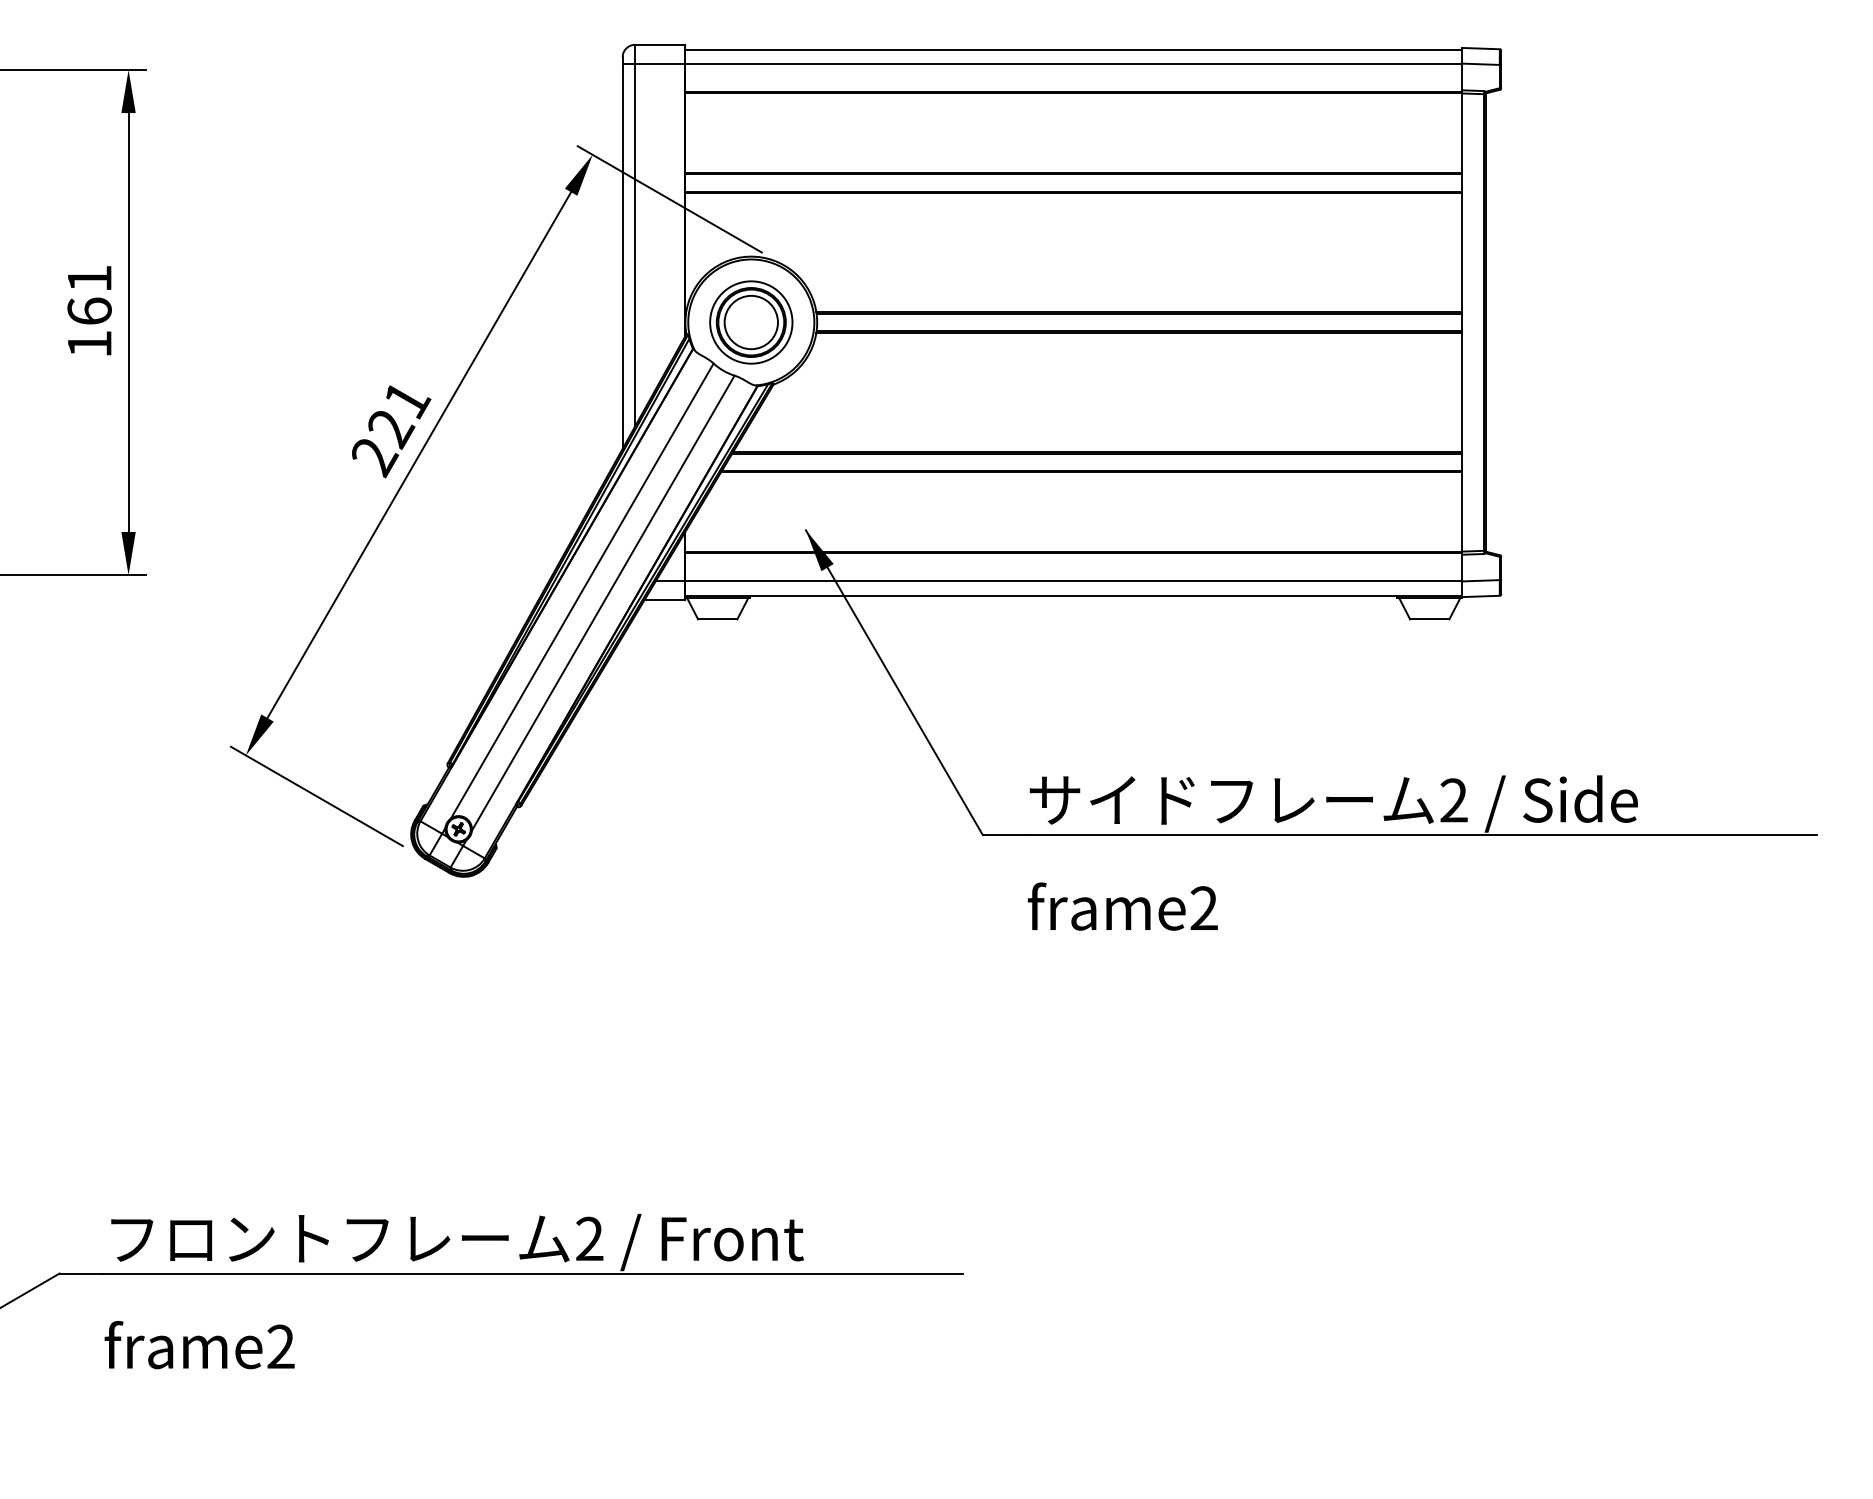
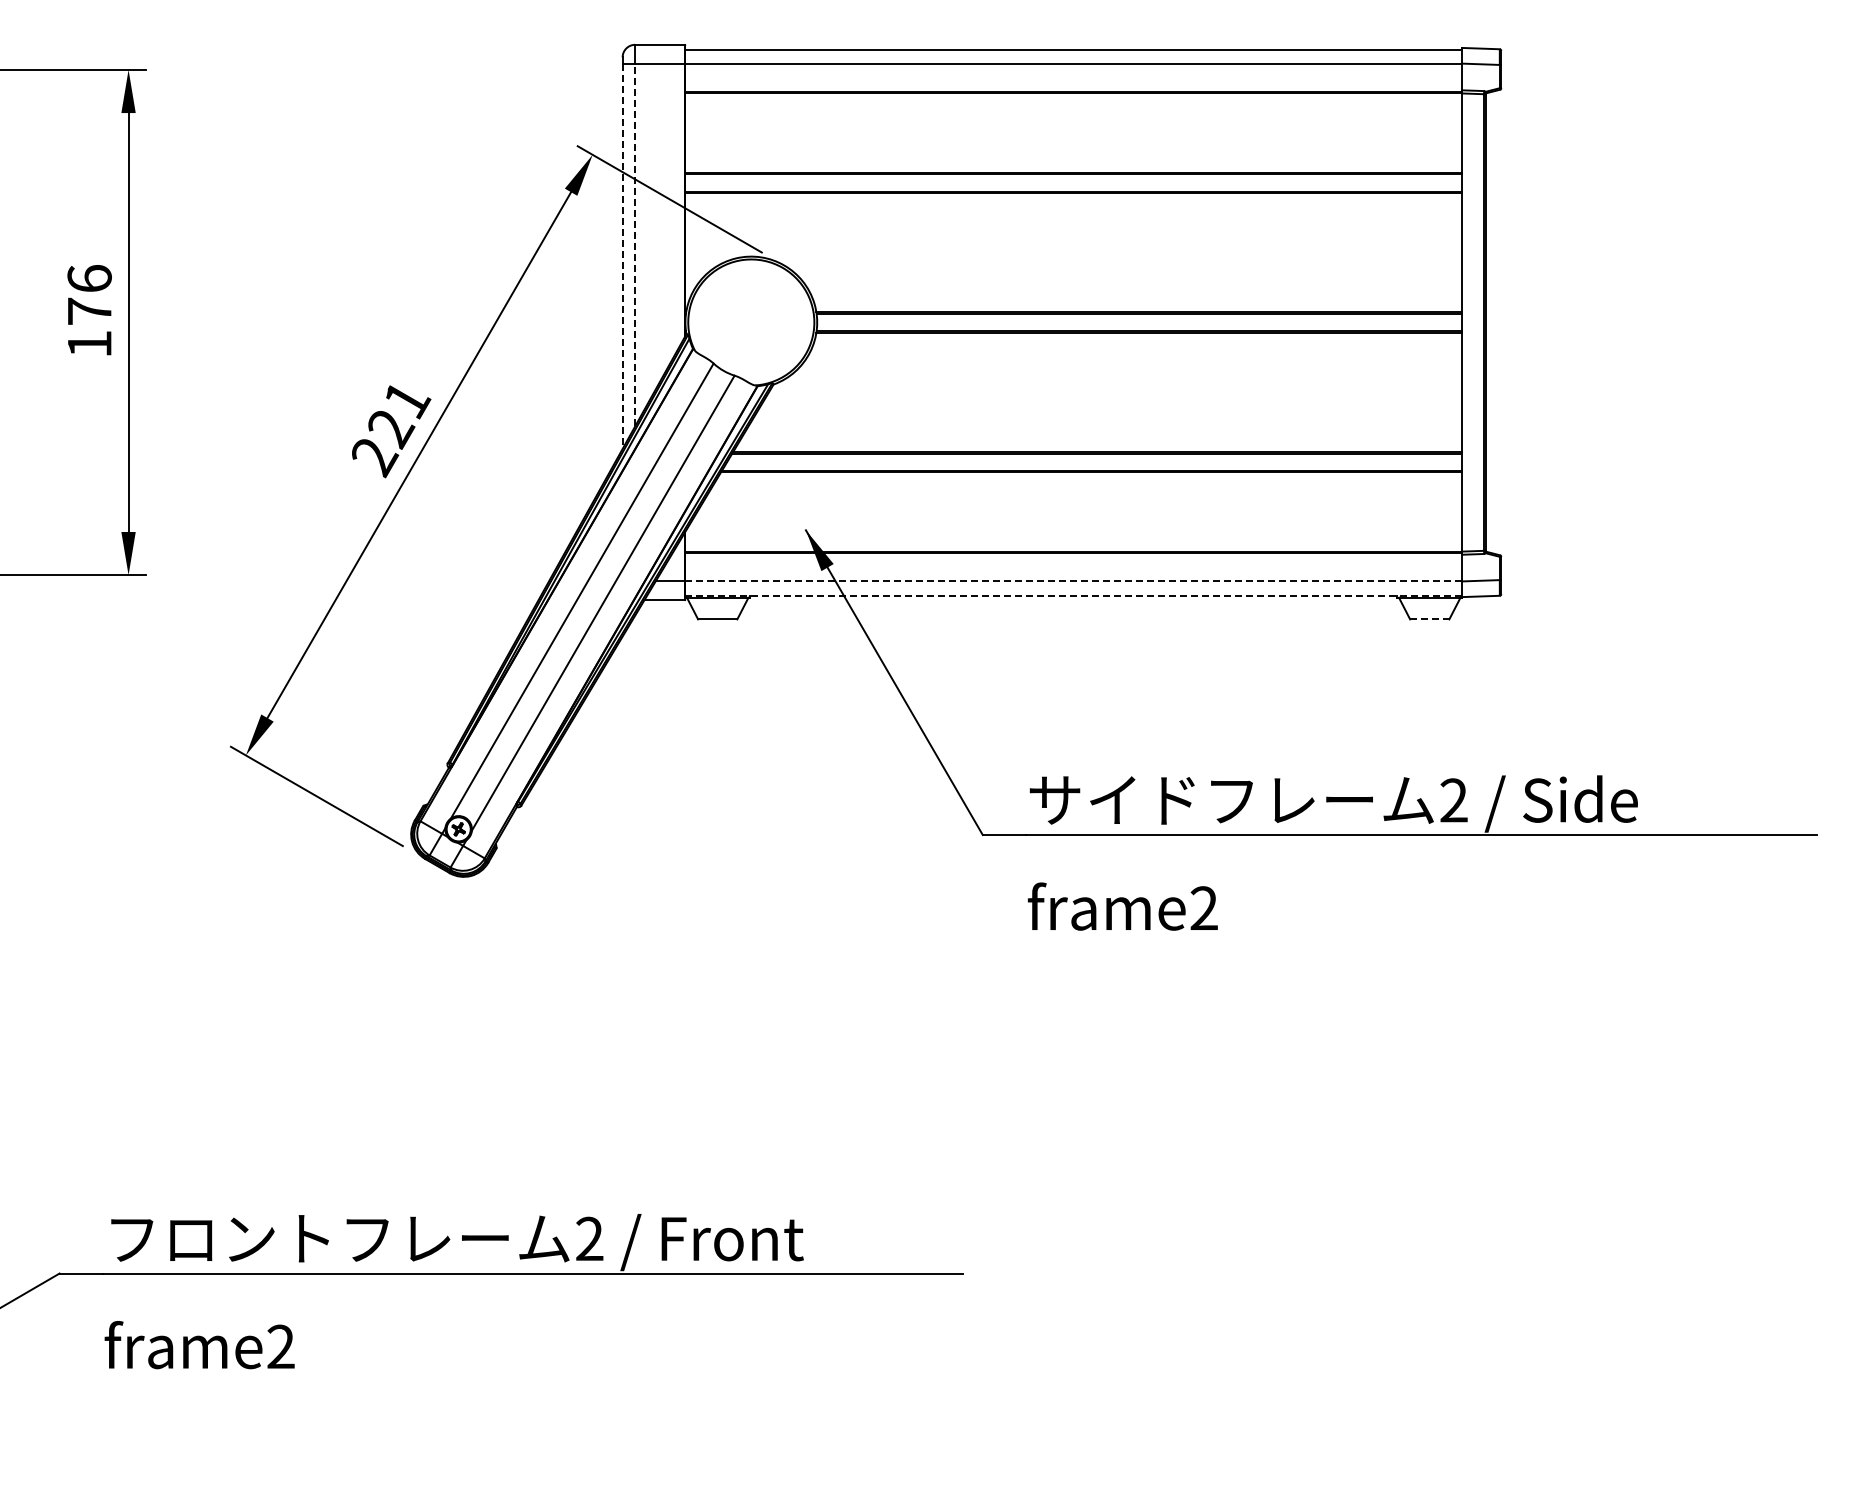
line: solid -> dashed (635, 244)
line: solid -> dashed (622, 256)
text: 161 -> 176 (89, 294)
part: present -> none (751, 322)
line: solid -> dashed (1074, 581)
line: solid -> dashed (1074, 595)
line: solid -> dashed (1429, 619)
